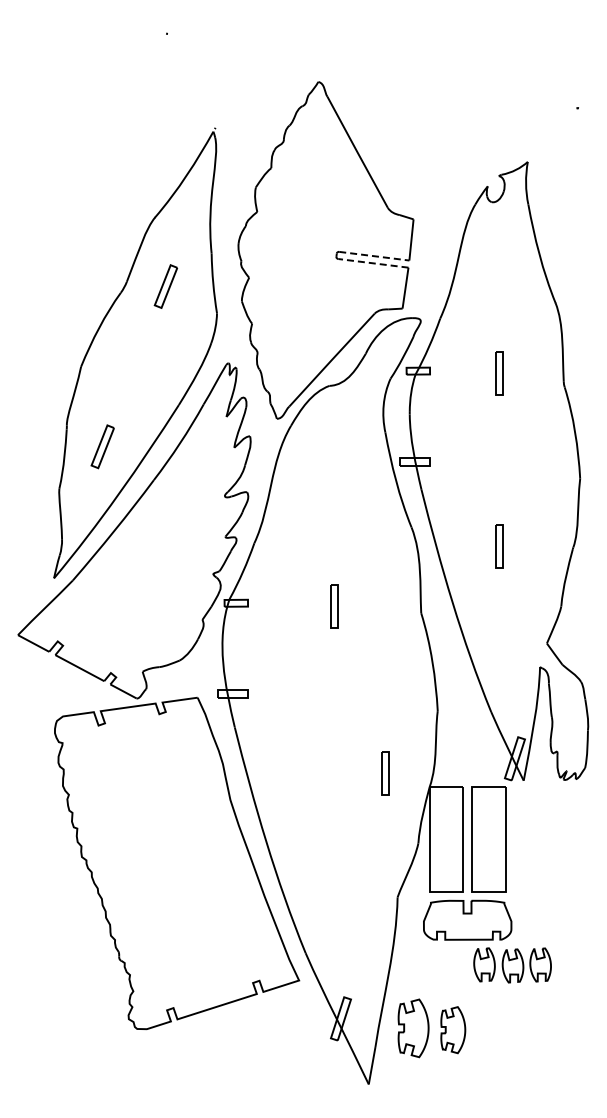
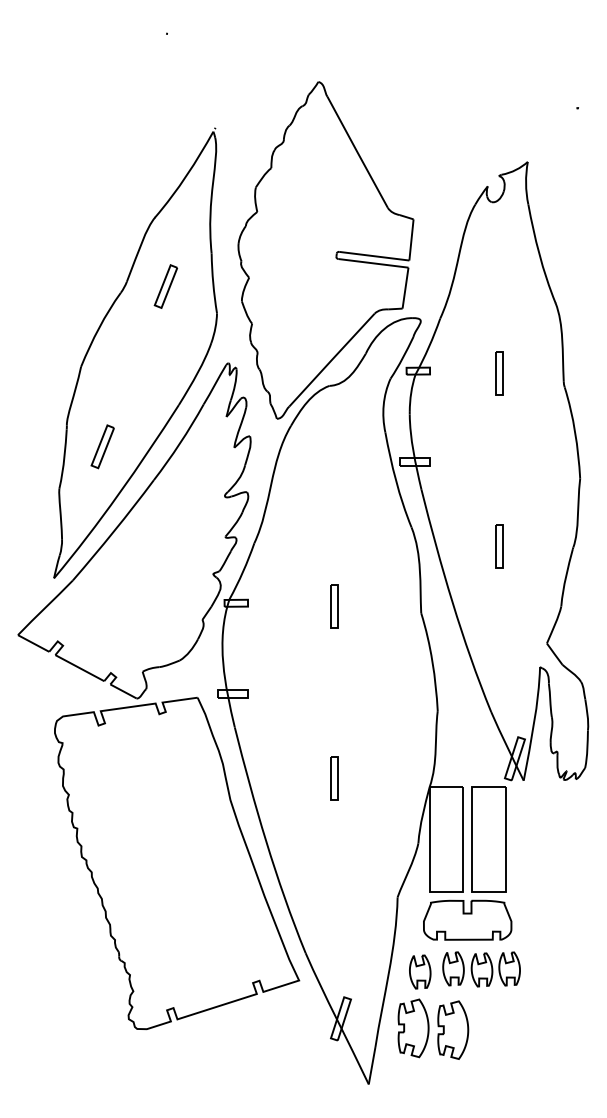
line: dashed -> solid (374, 256)
line: dashed -> solid (372, 263)
part position: (385, 773) -> (334, 778) (334, 778)
part position: (512, 965) -> (481, 969) (481, 969)
part: none -> present (420, 971)
part size: 27x49 px -> 33x60 px (453, 1029)
